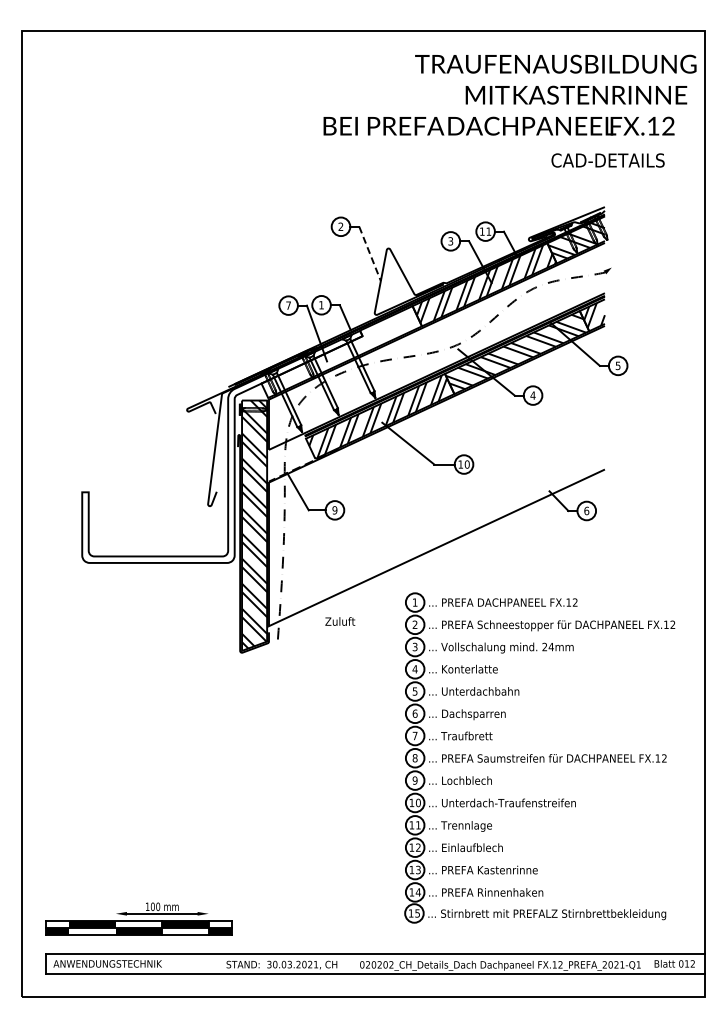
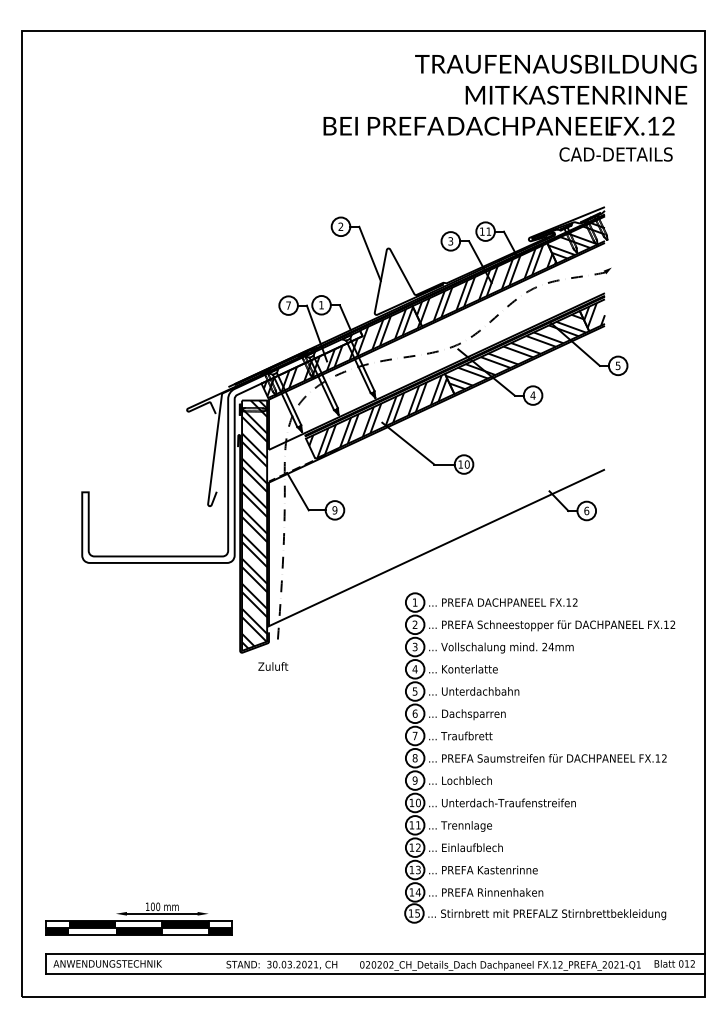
text position: (607, 160) -> (615, 154) (615, 154)
line: dashed -> solid (370, 254)
hatch: none -> present (341, 351)
text position: (340, 621) -> (273, 666) (273, 666)
